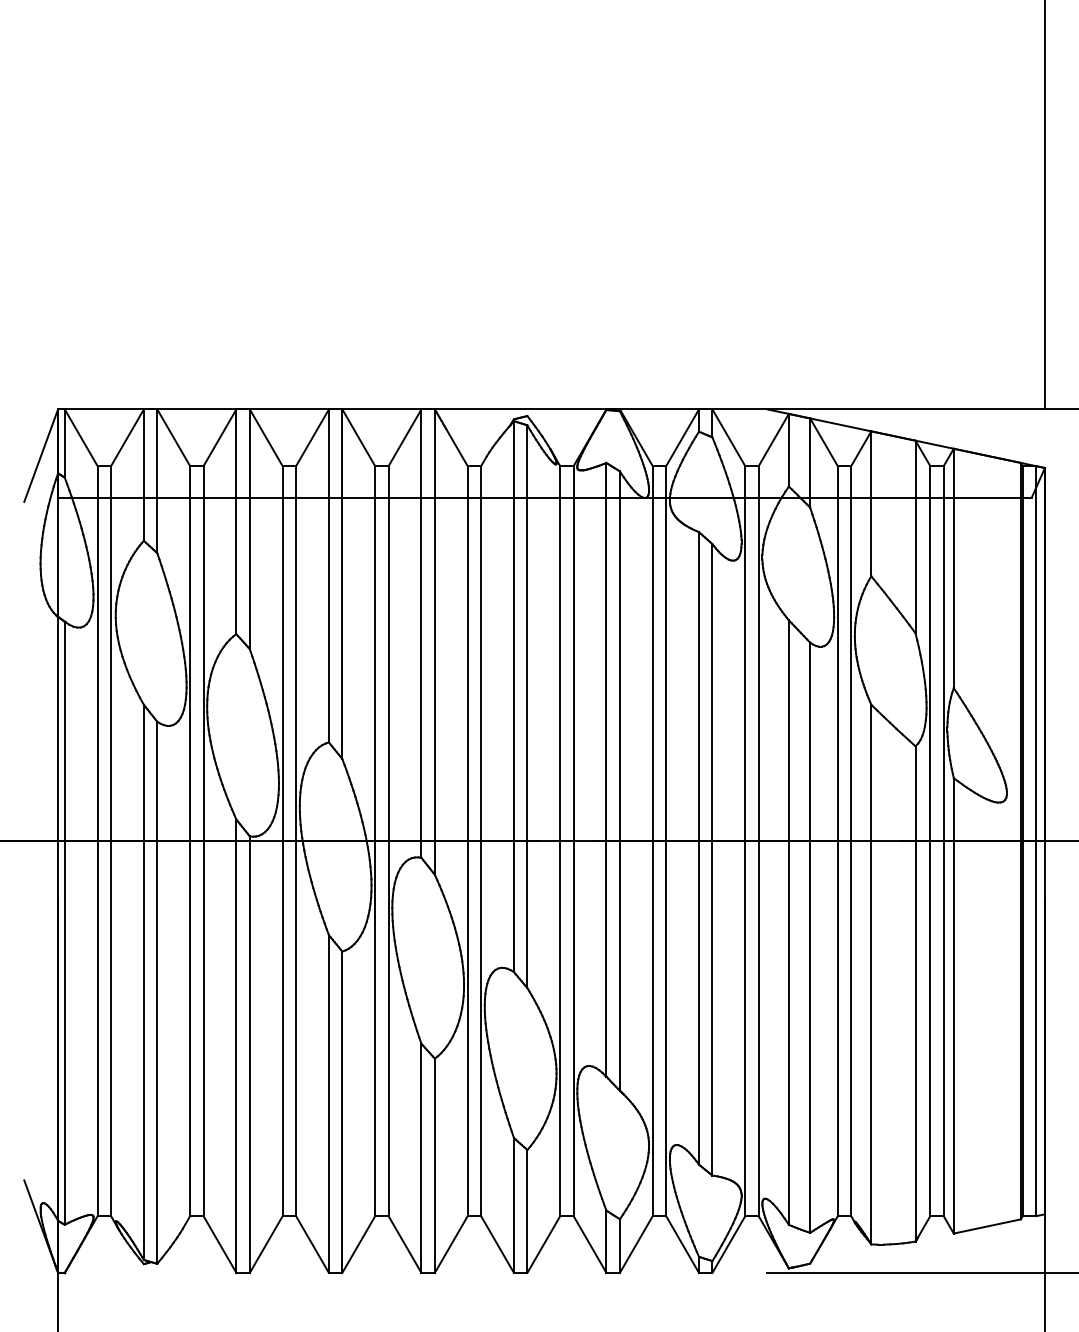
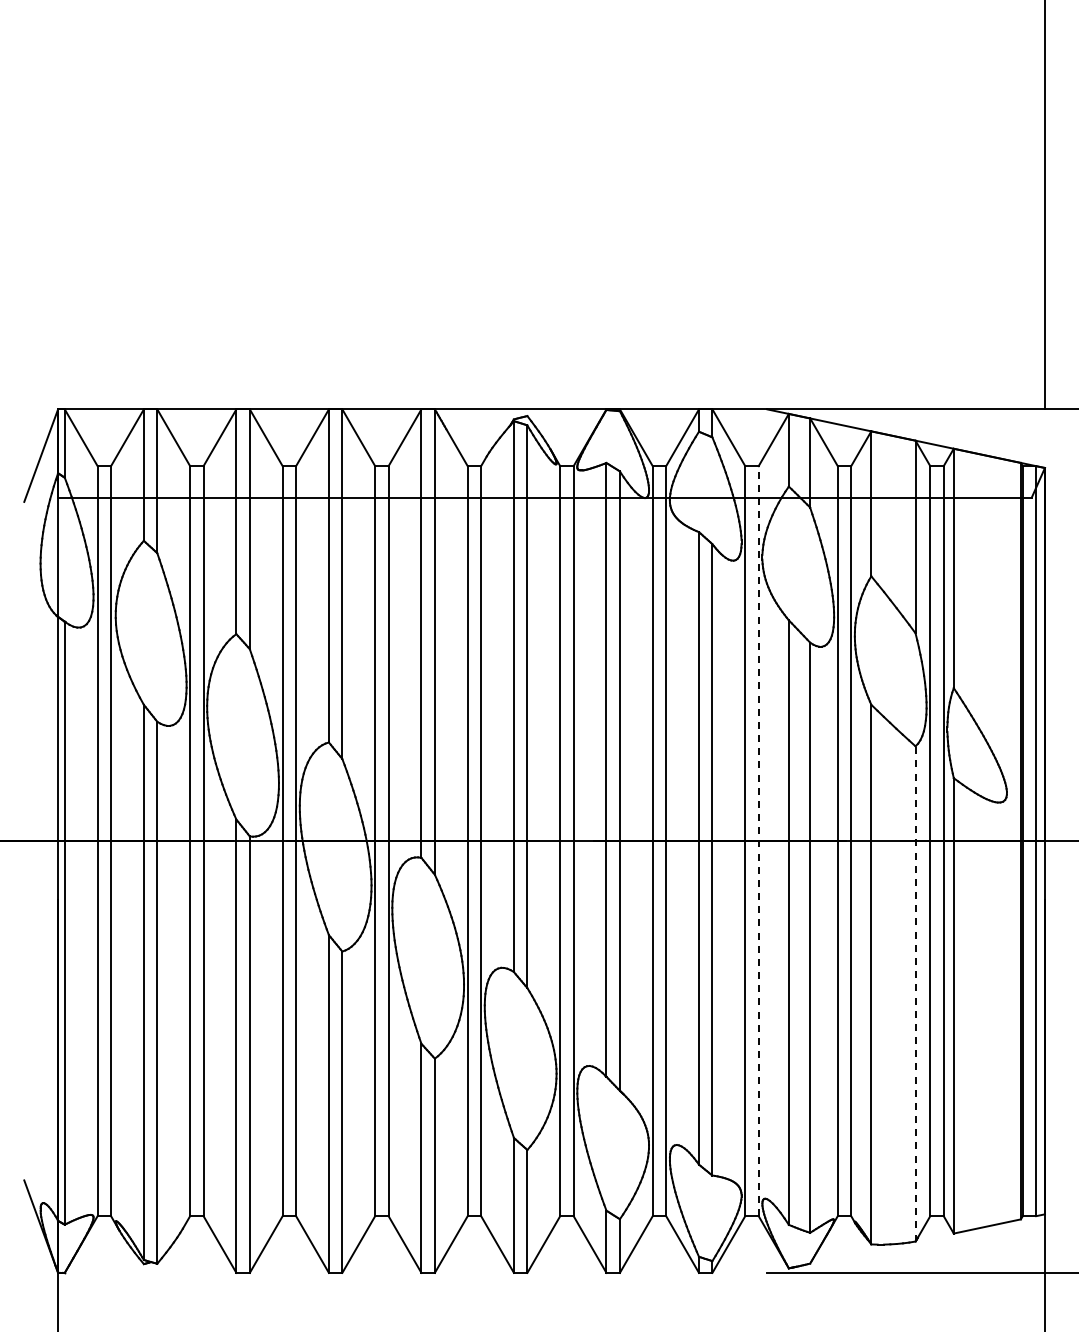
line: solid -> dashed (758, 840)
line: solid -> dashed (915, 993)
